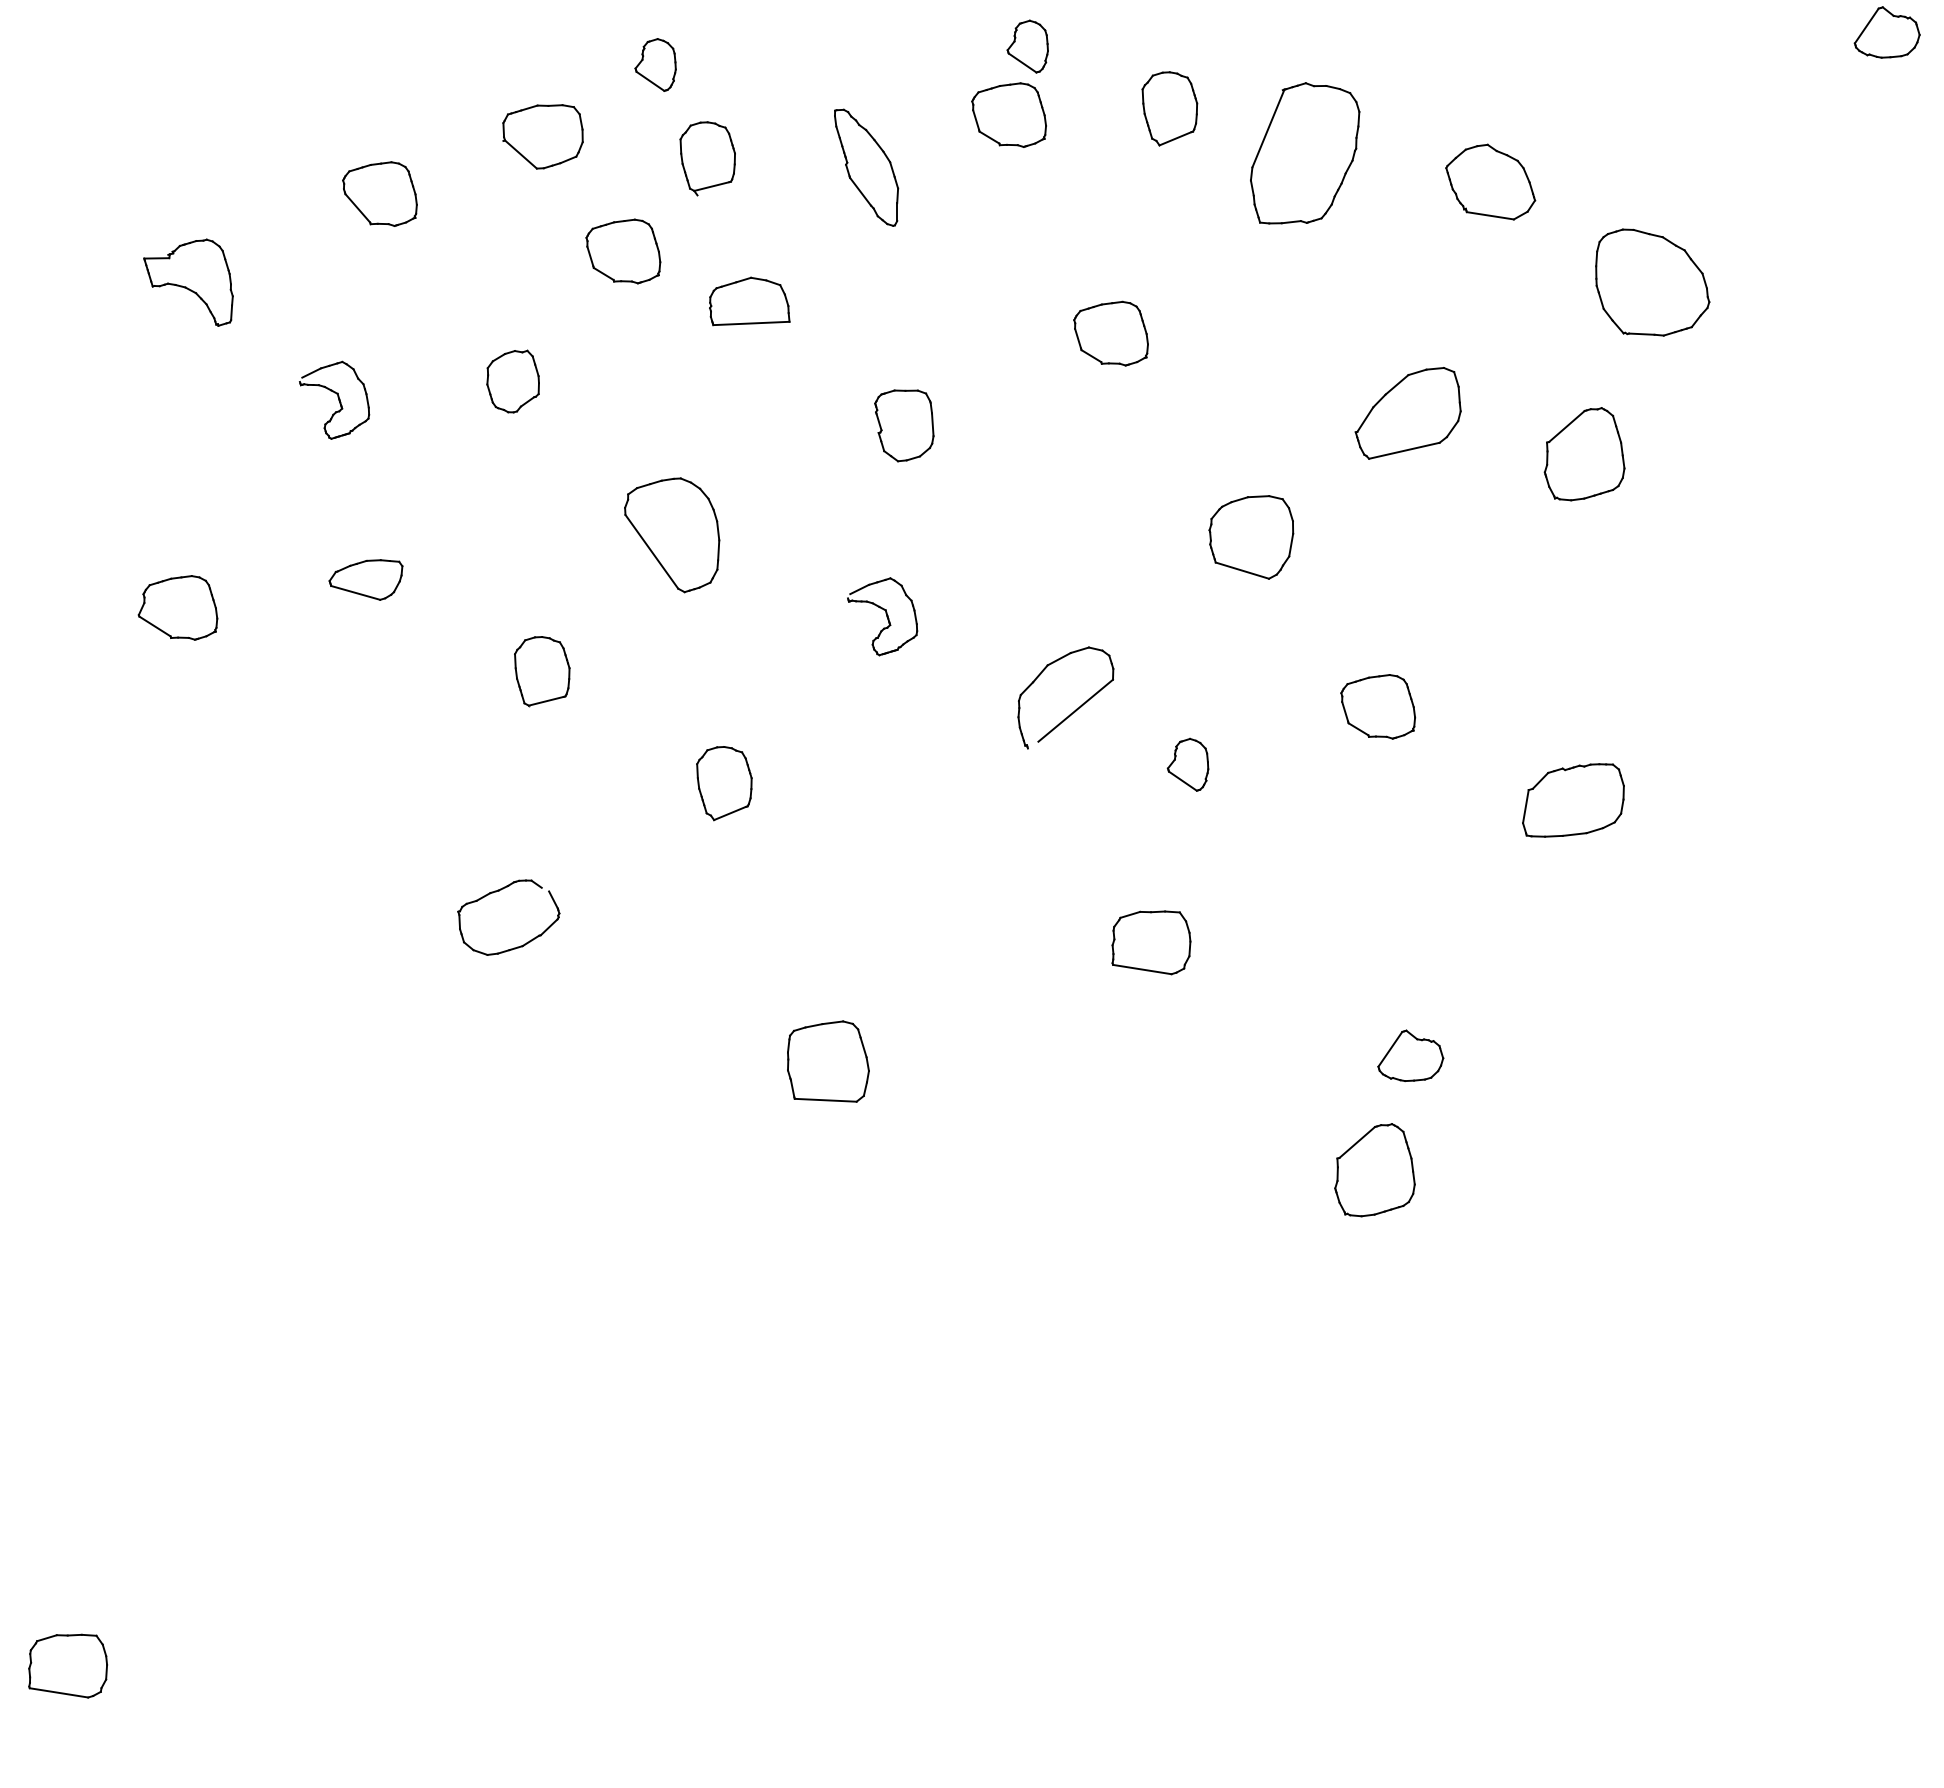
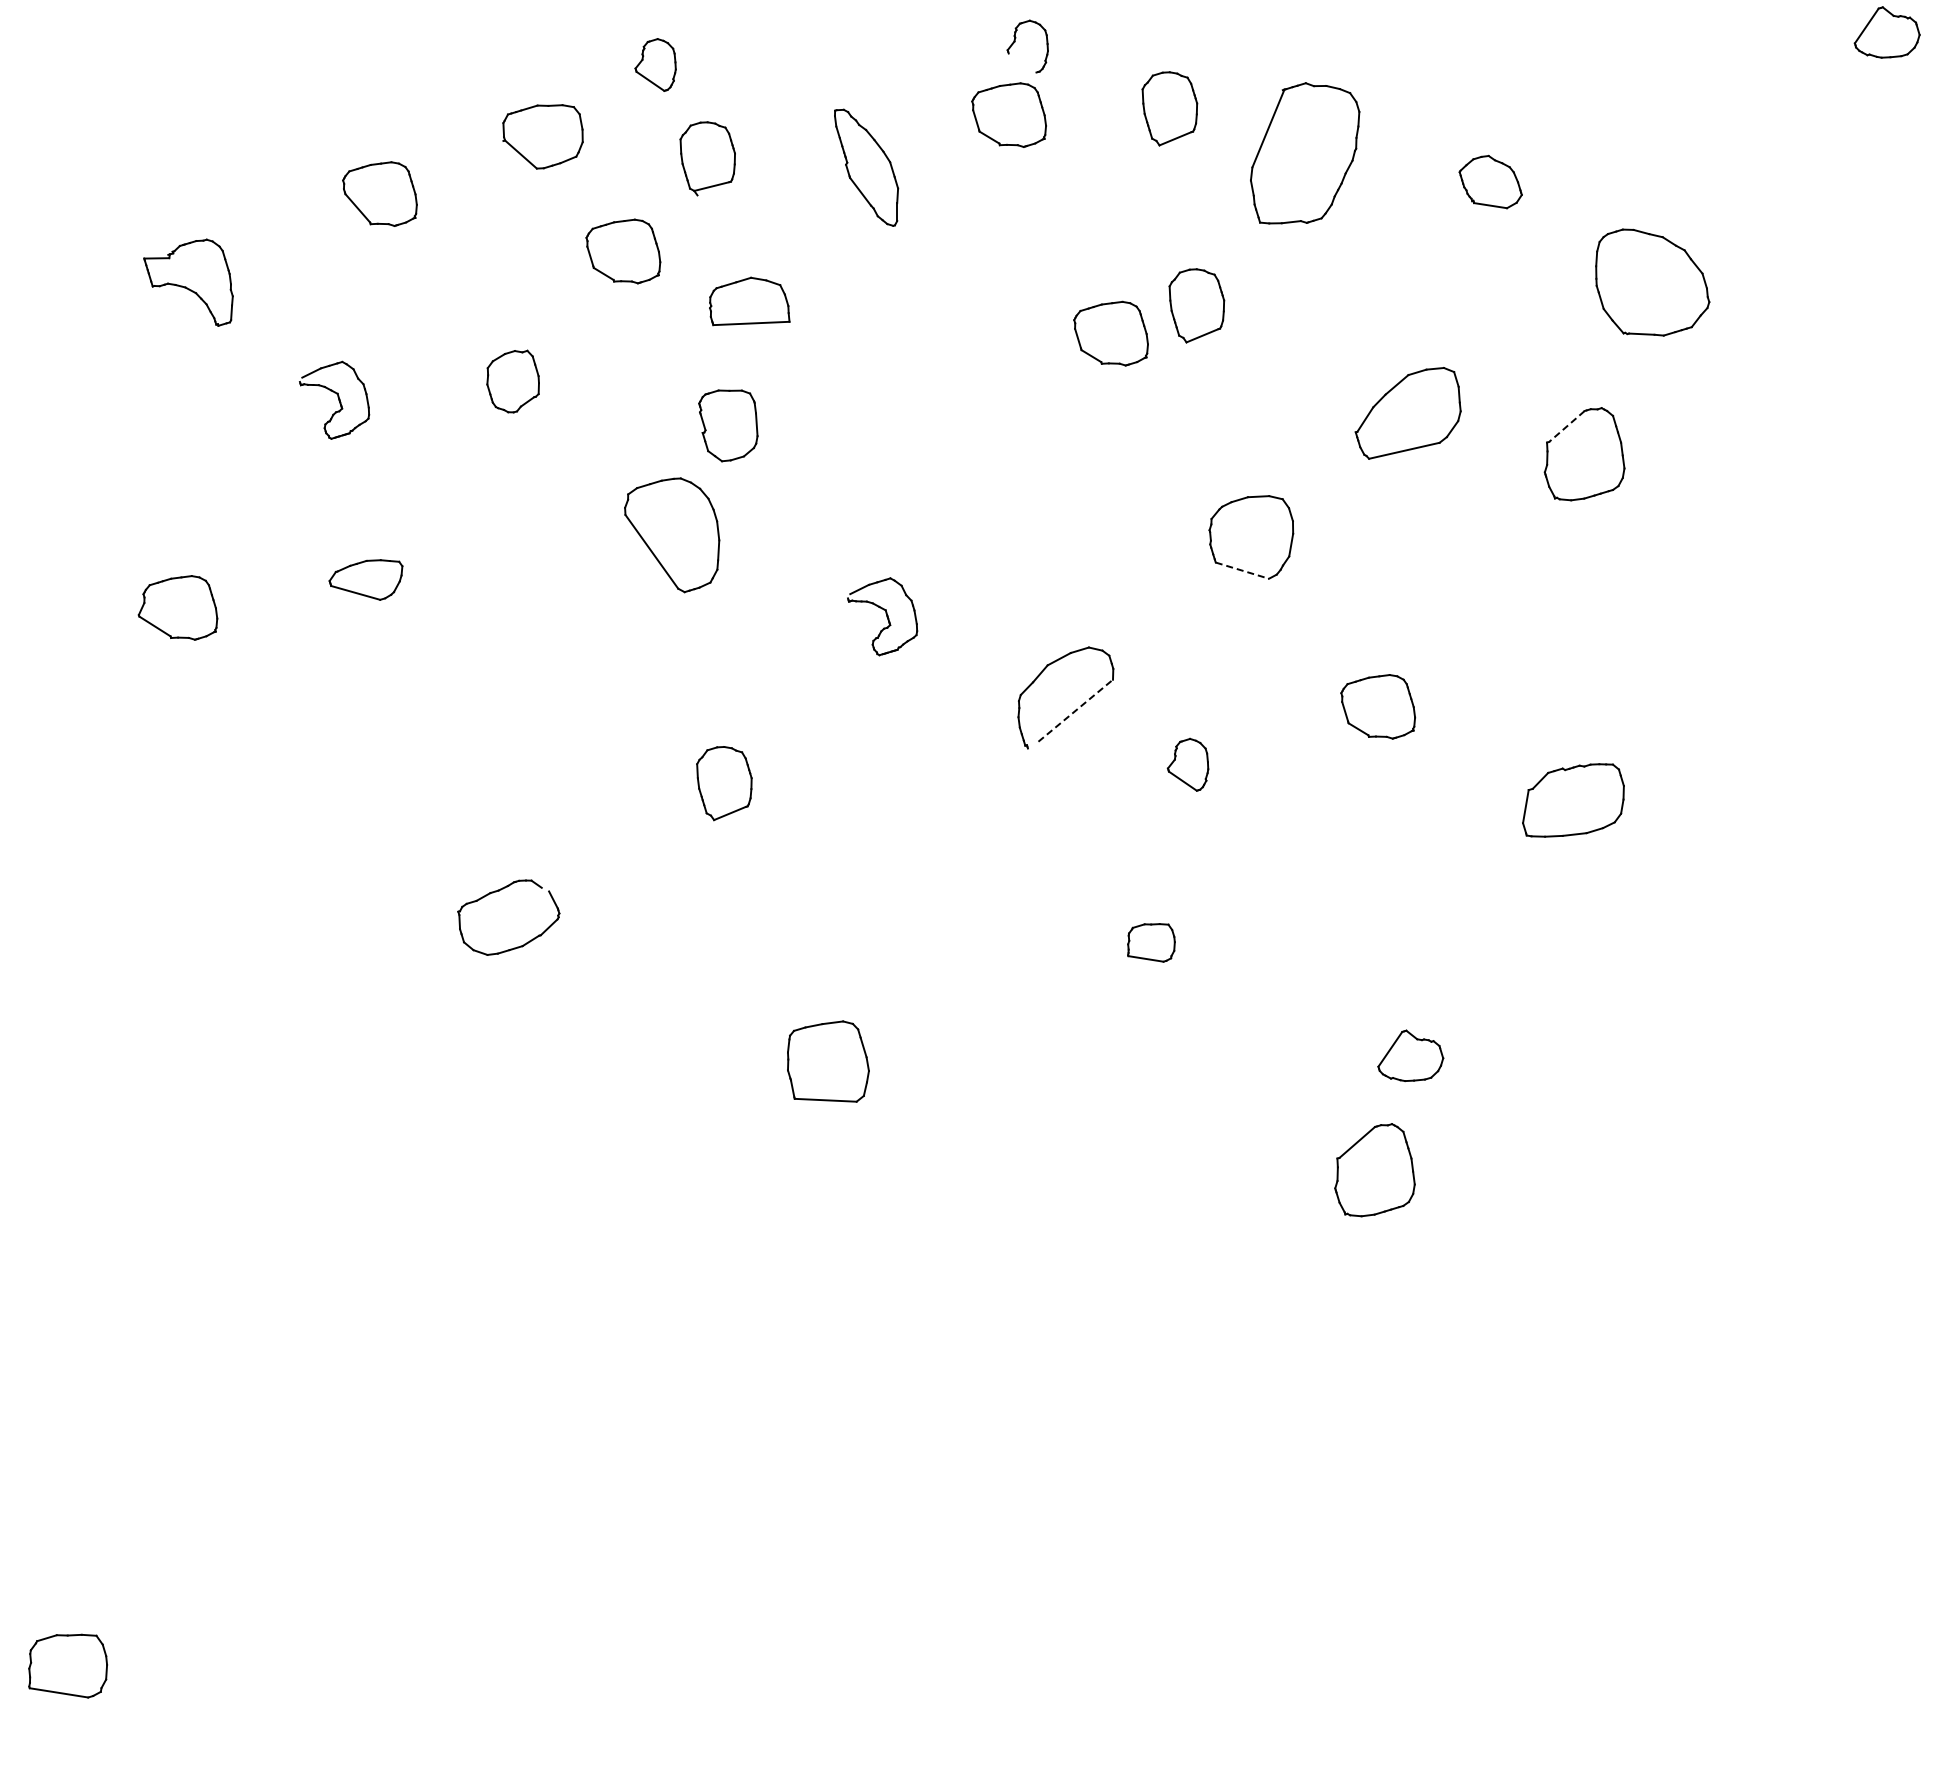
line: present -> none (1022, 62)
part size: 92x78 px -> 65x56 px (1490, 181)
part: none -> present (1196, 305)
part position: (904, 425) -> (728, 425) (728, 425)
line: solid -> dashed (1566, 426)
line: solid -> dashed (1242, 570)
part: present -> none (542, 671)
line: solid -> dashed (1076, 710)
part size: 81x66 px -> 49x40 px (1151, 942)
